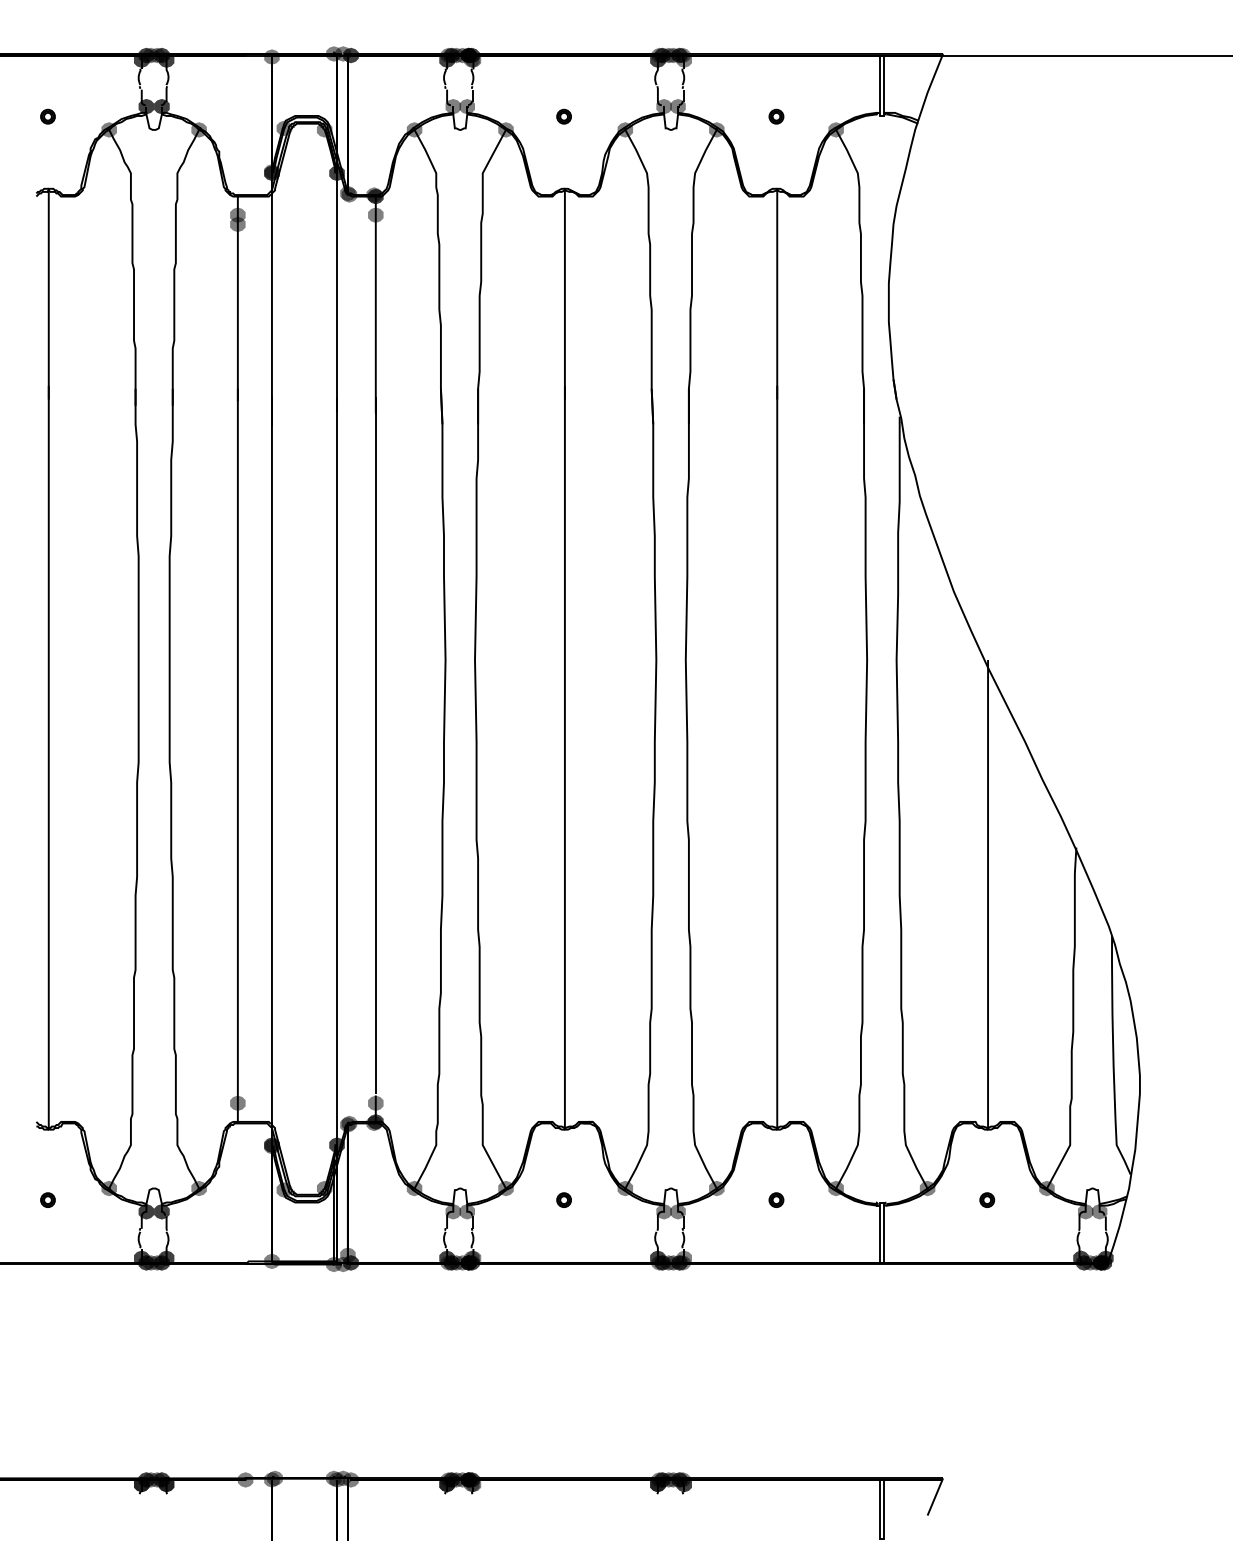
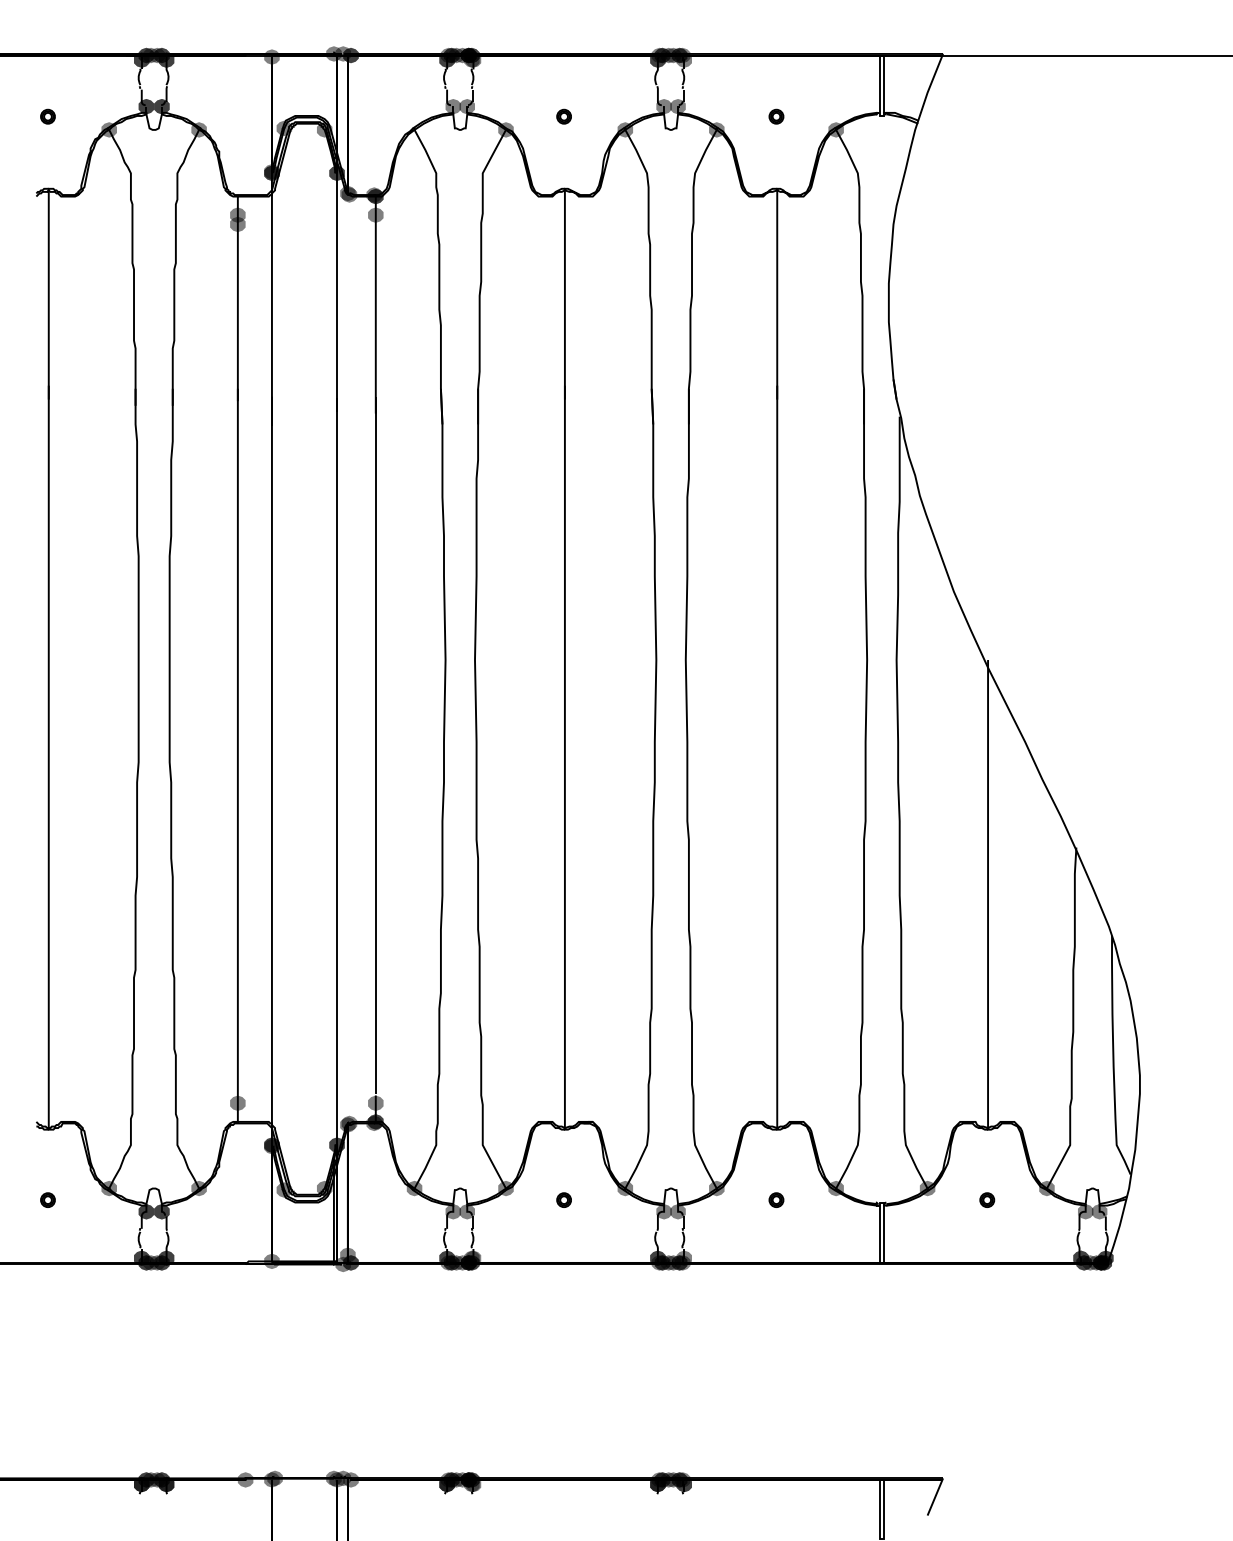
fill: present -> none (414, 129)
fill: present -> none (333, 1264)
